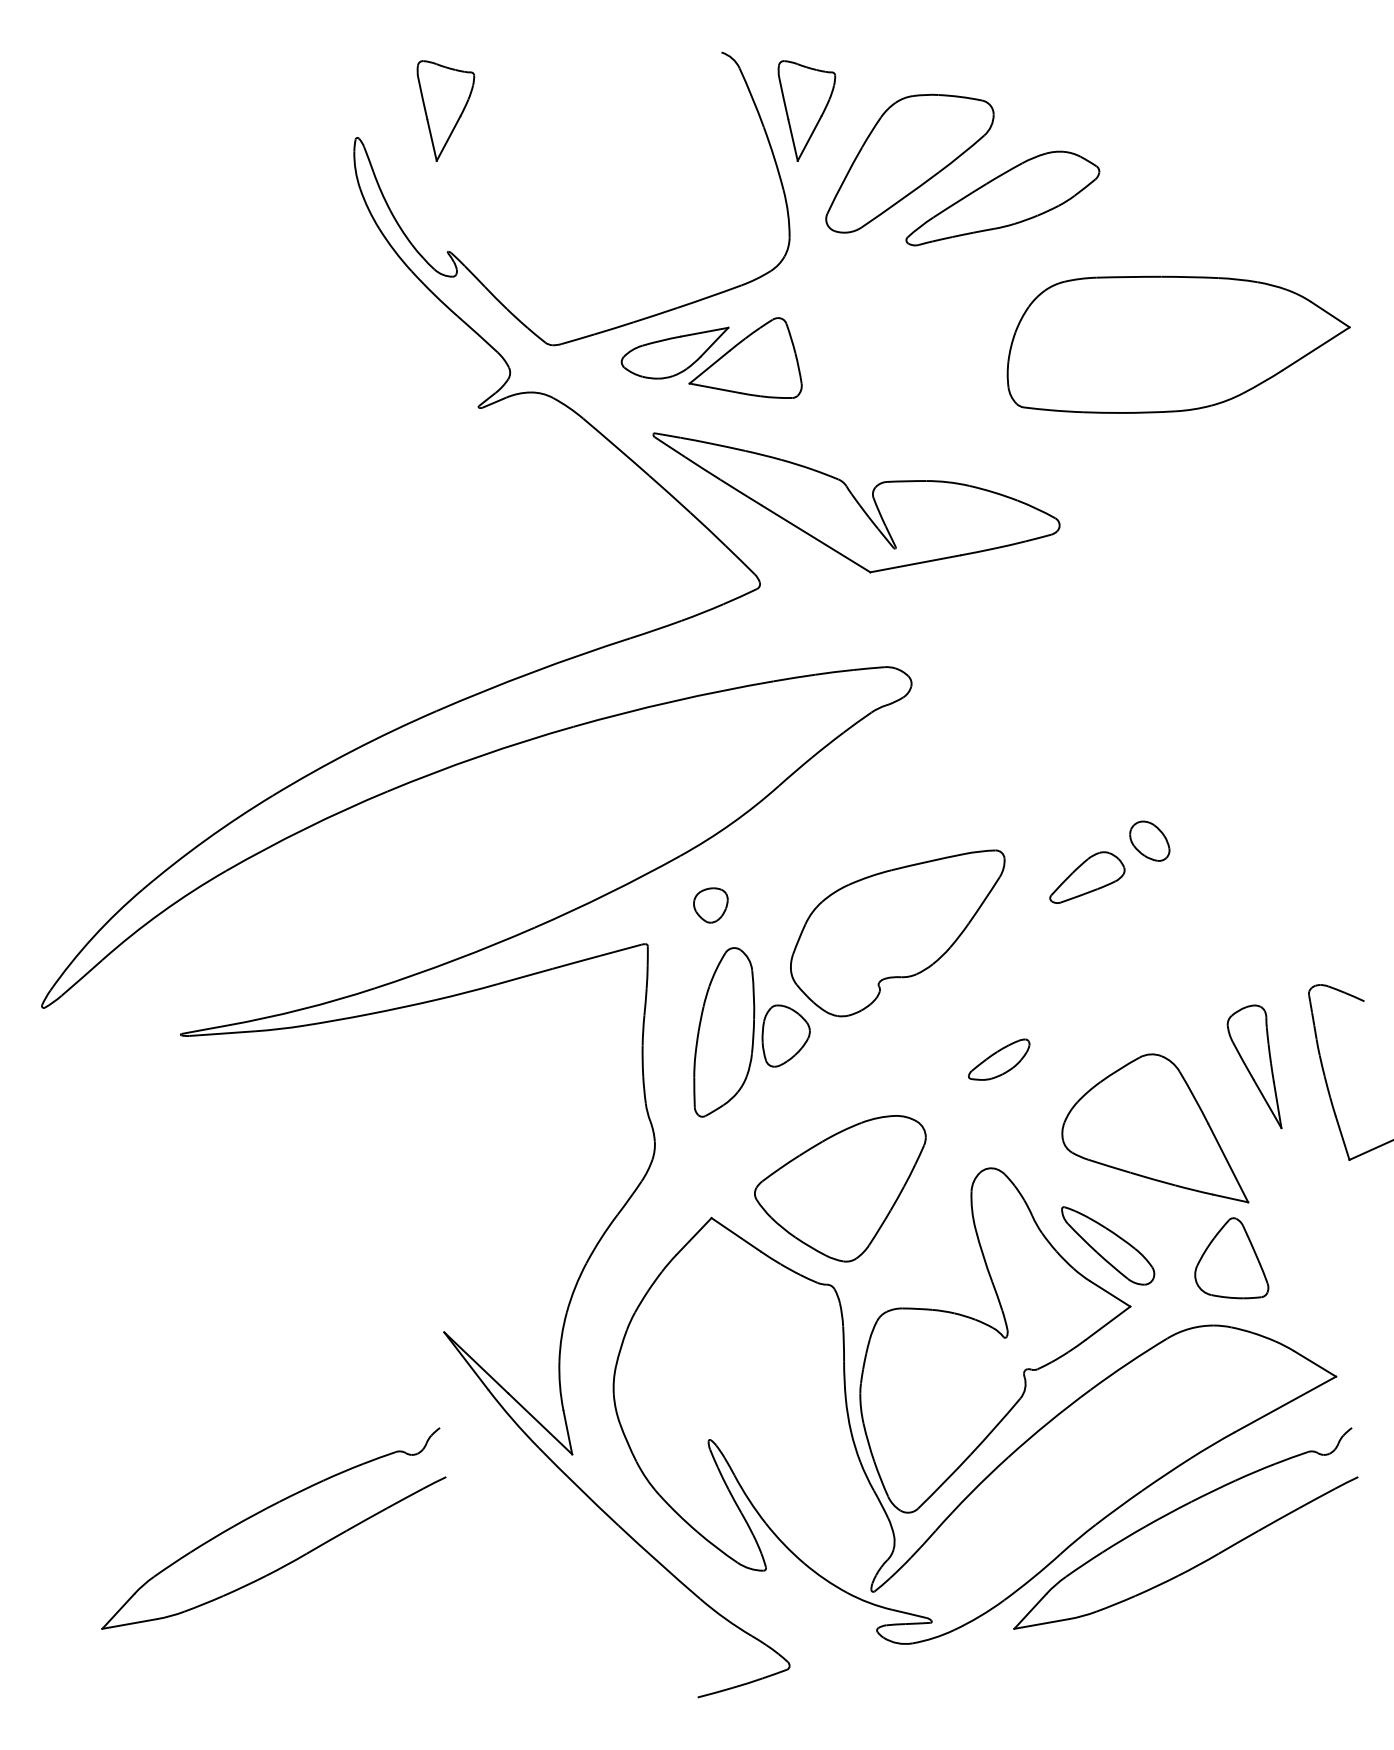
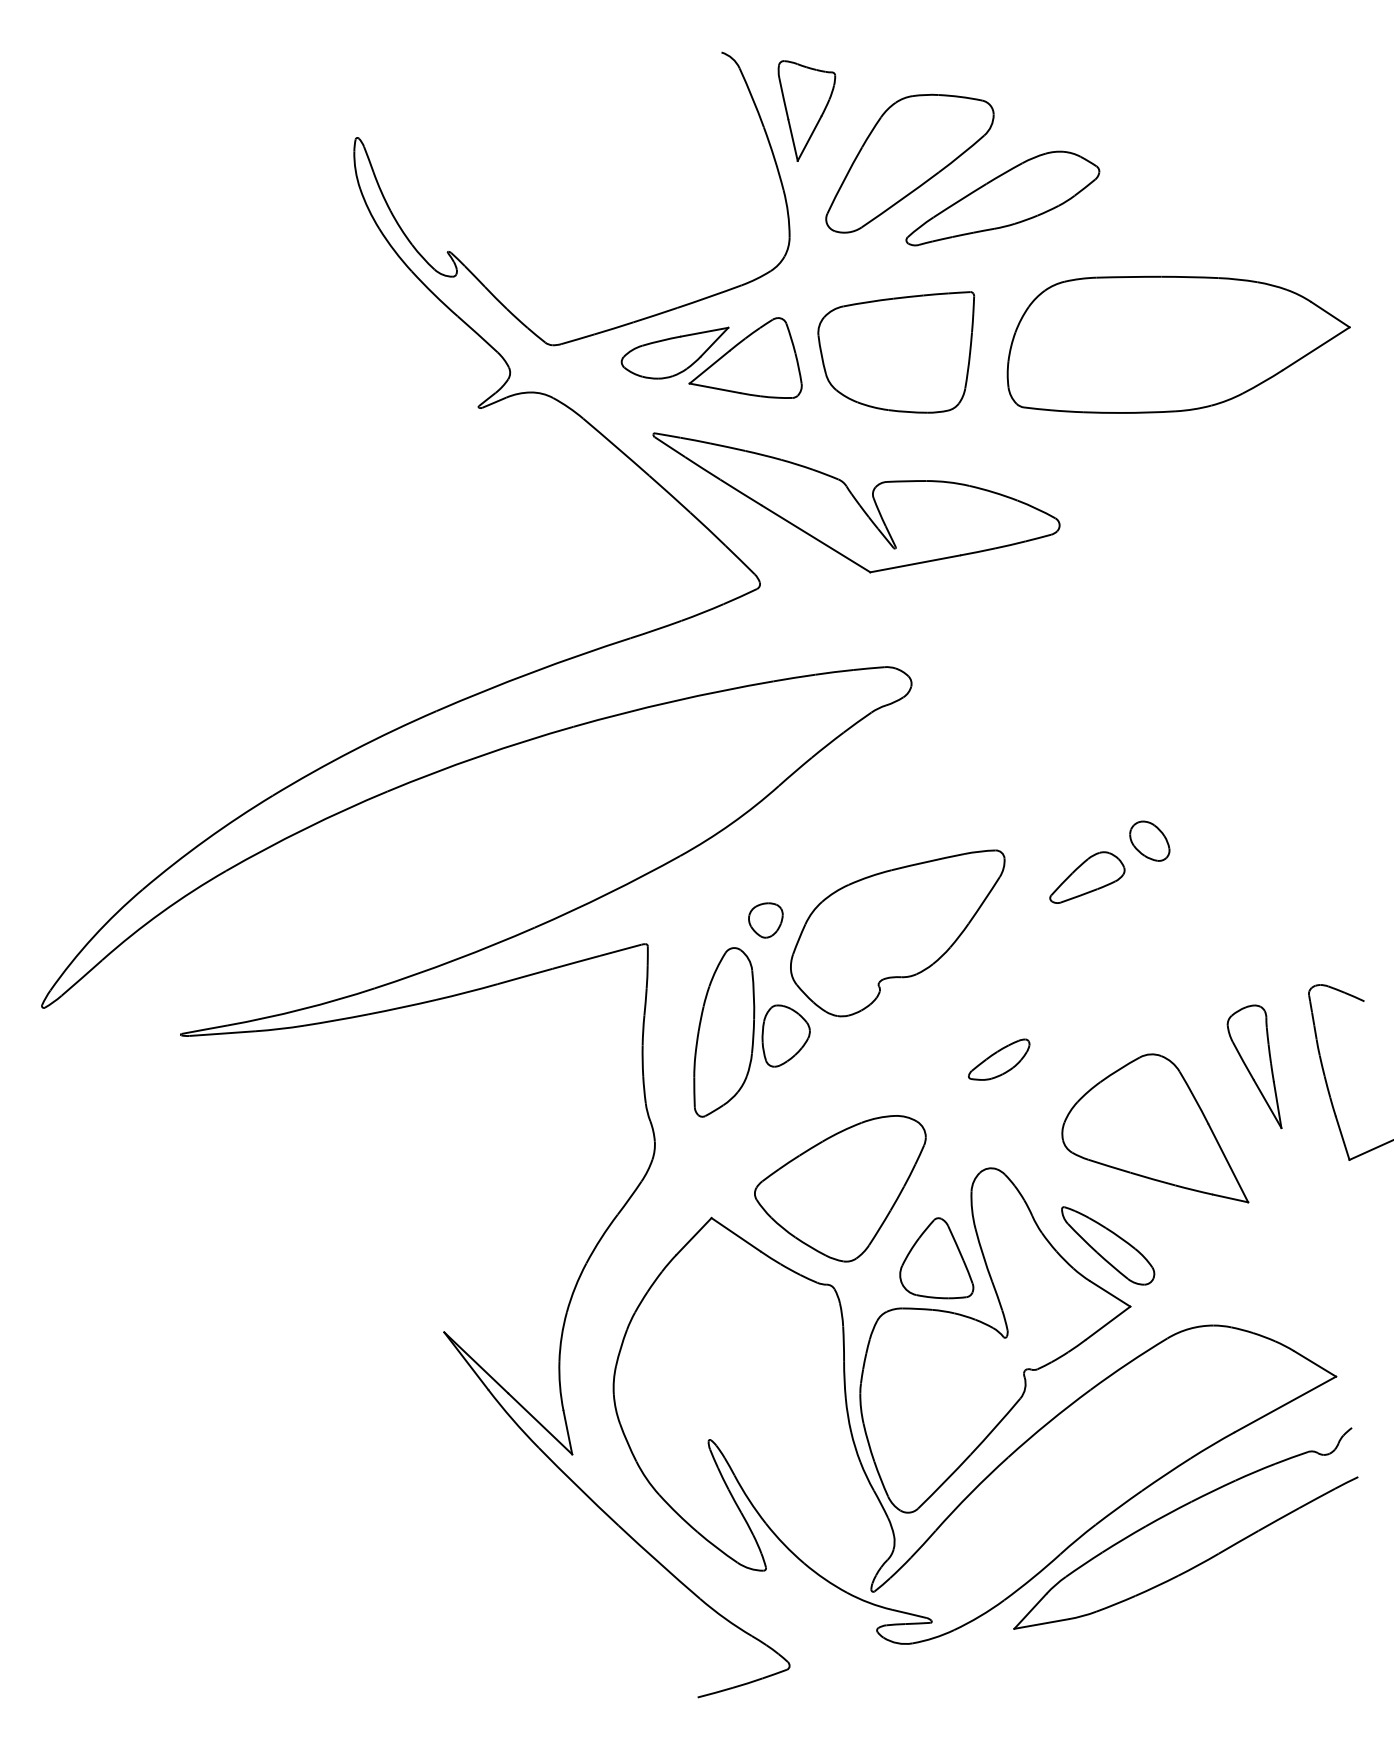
part: present -> none (445, 110)
part: none -> present (896, 352)
part position: (710, 905) -> (765, 920) (765, 920)
part position: (1231, 1258) -> (936, 1258) (936, 1258)
part: present -> none (265, 1510)
